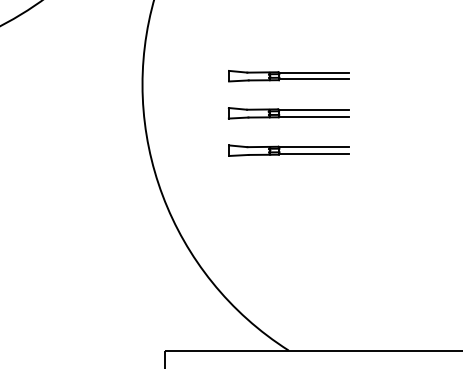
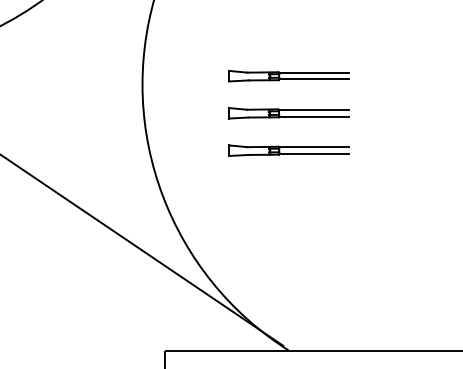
line: none -> present (142, 250)
